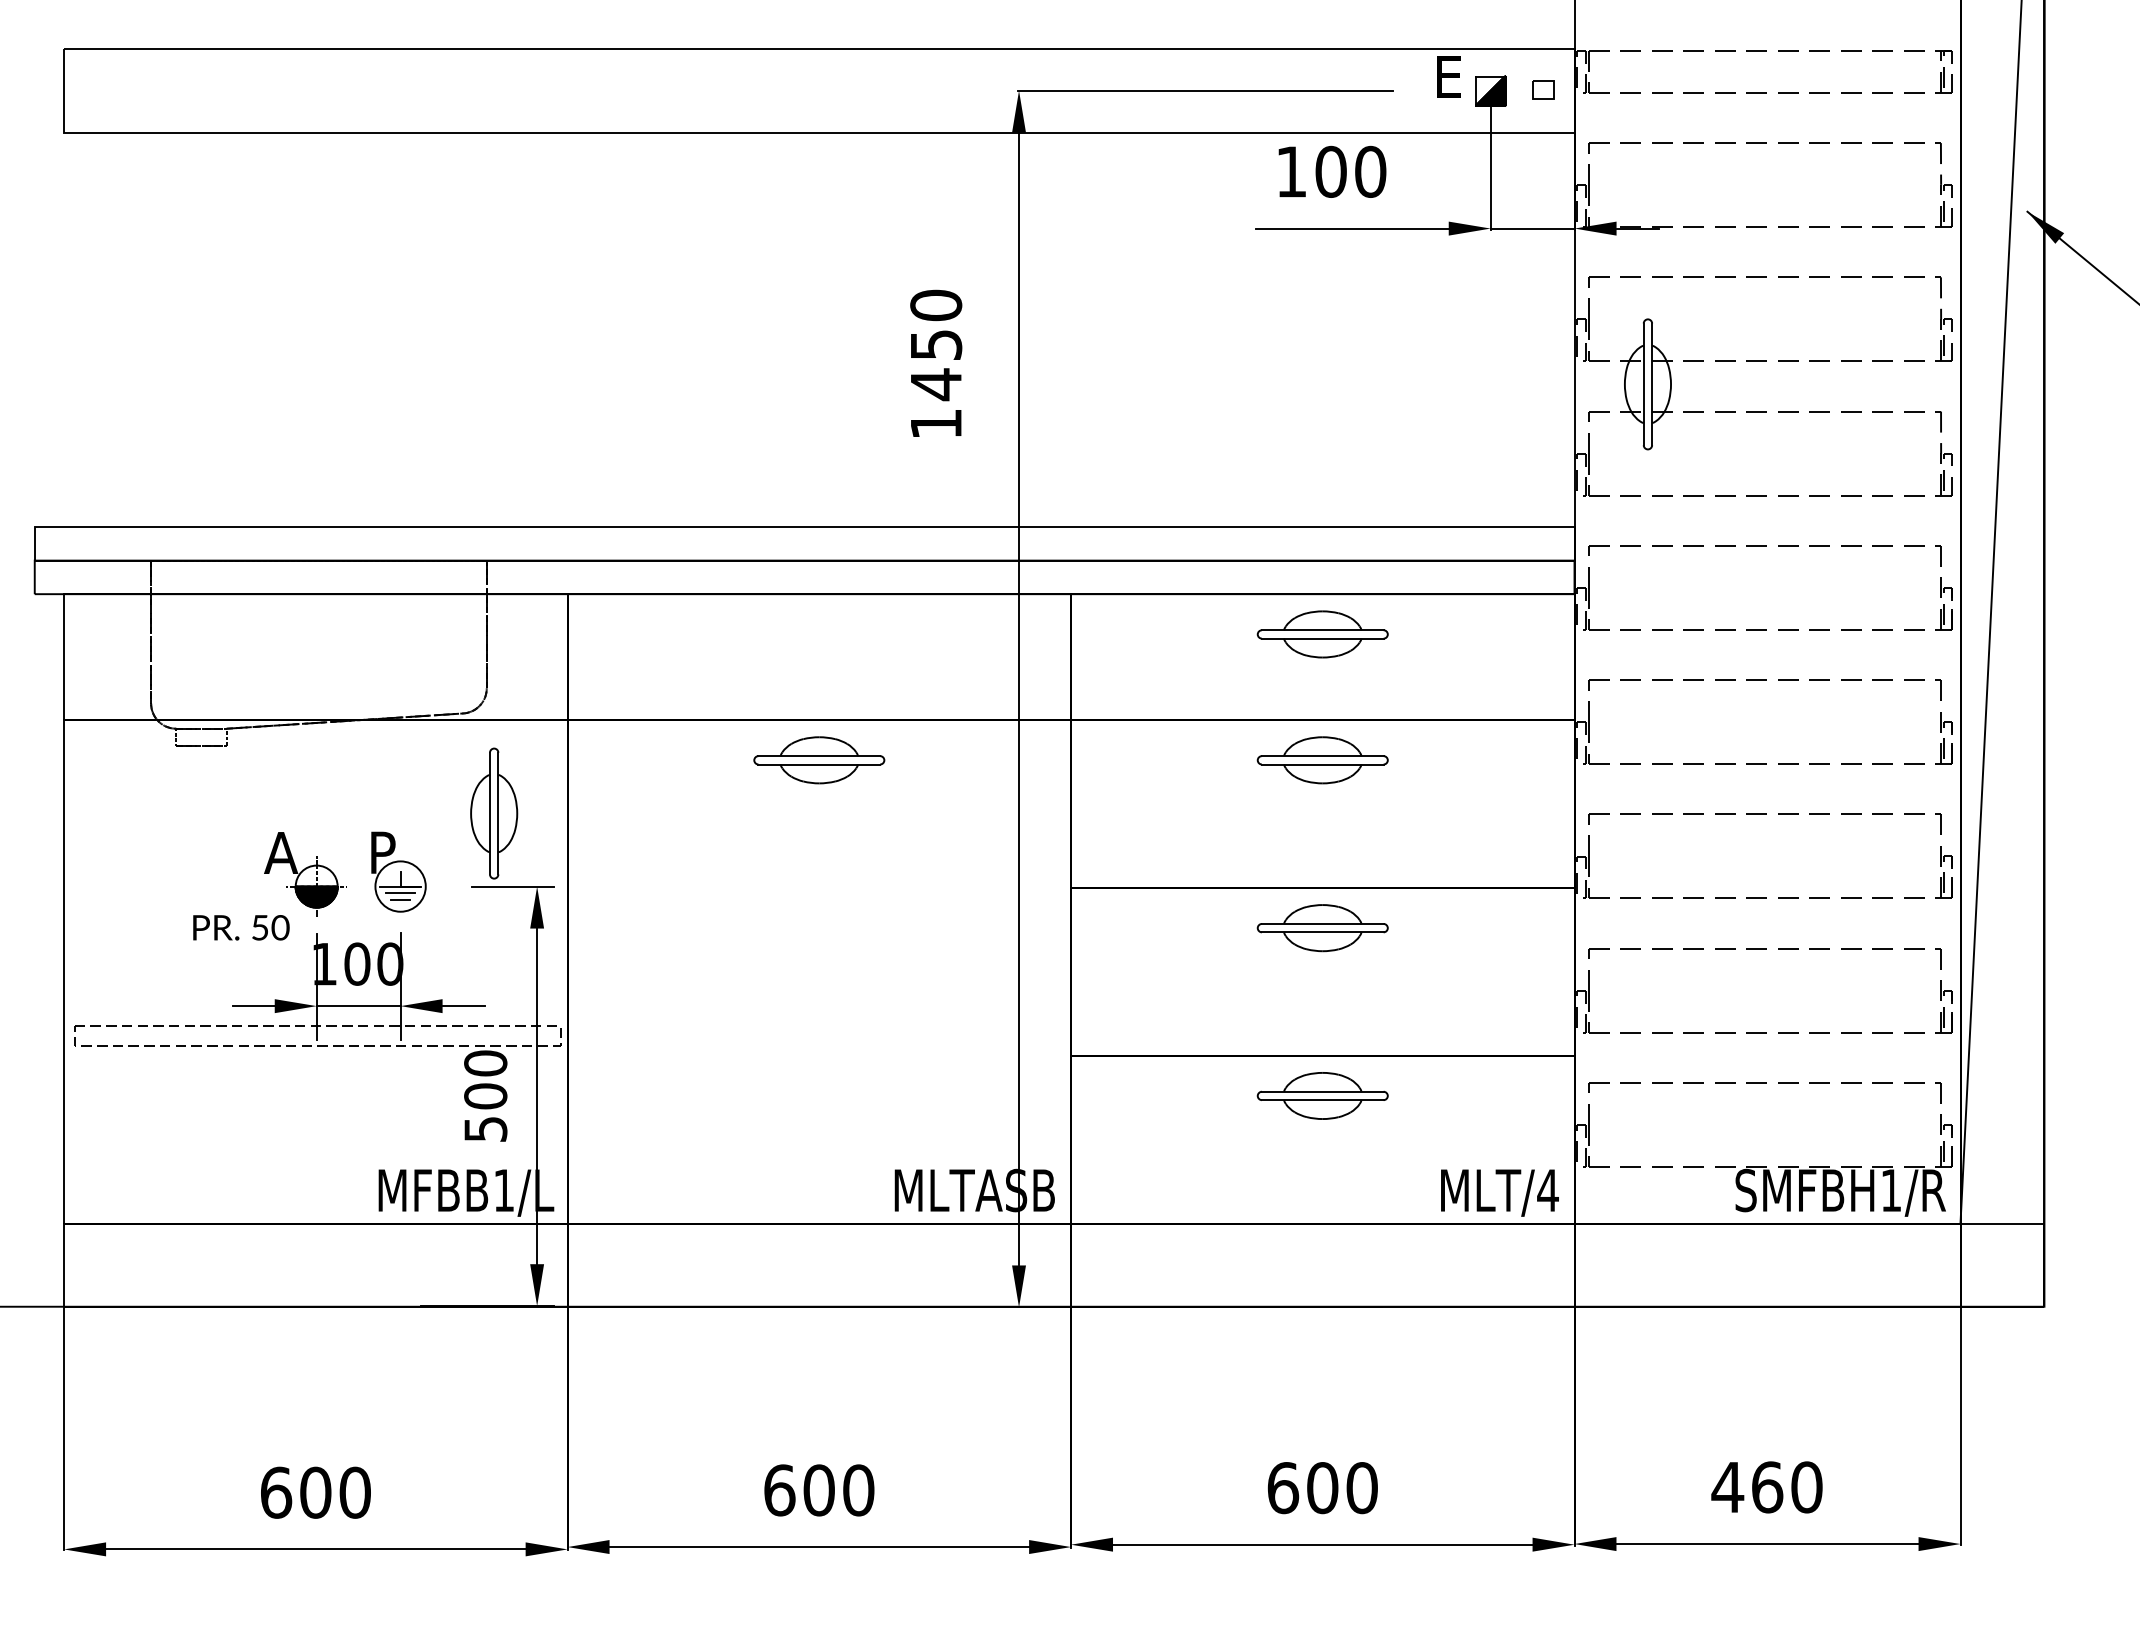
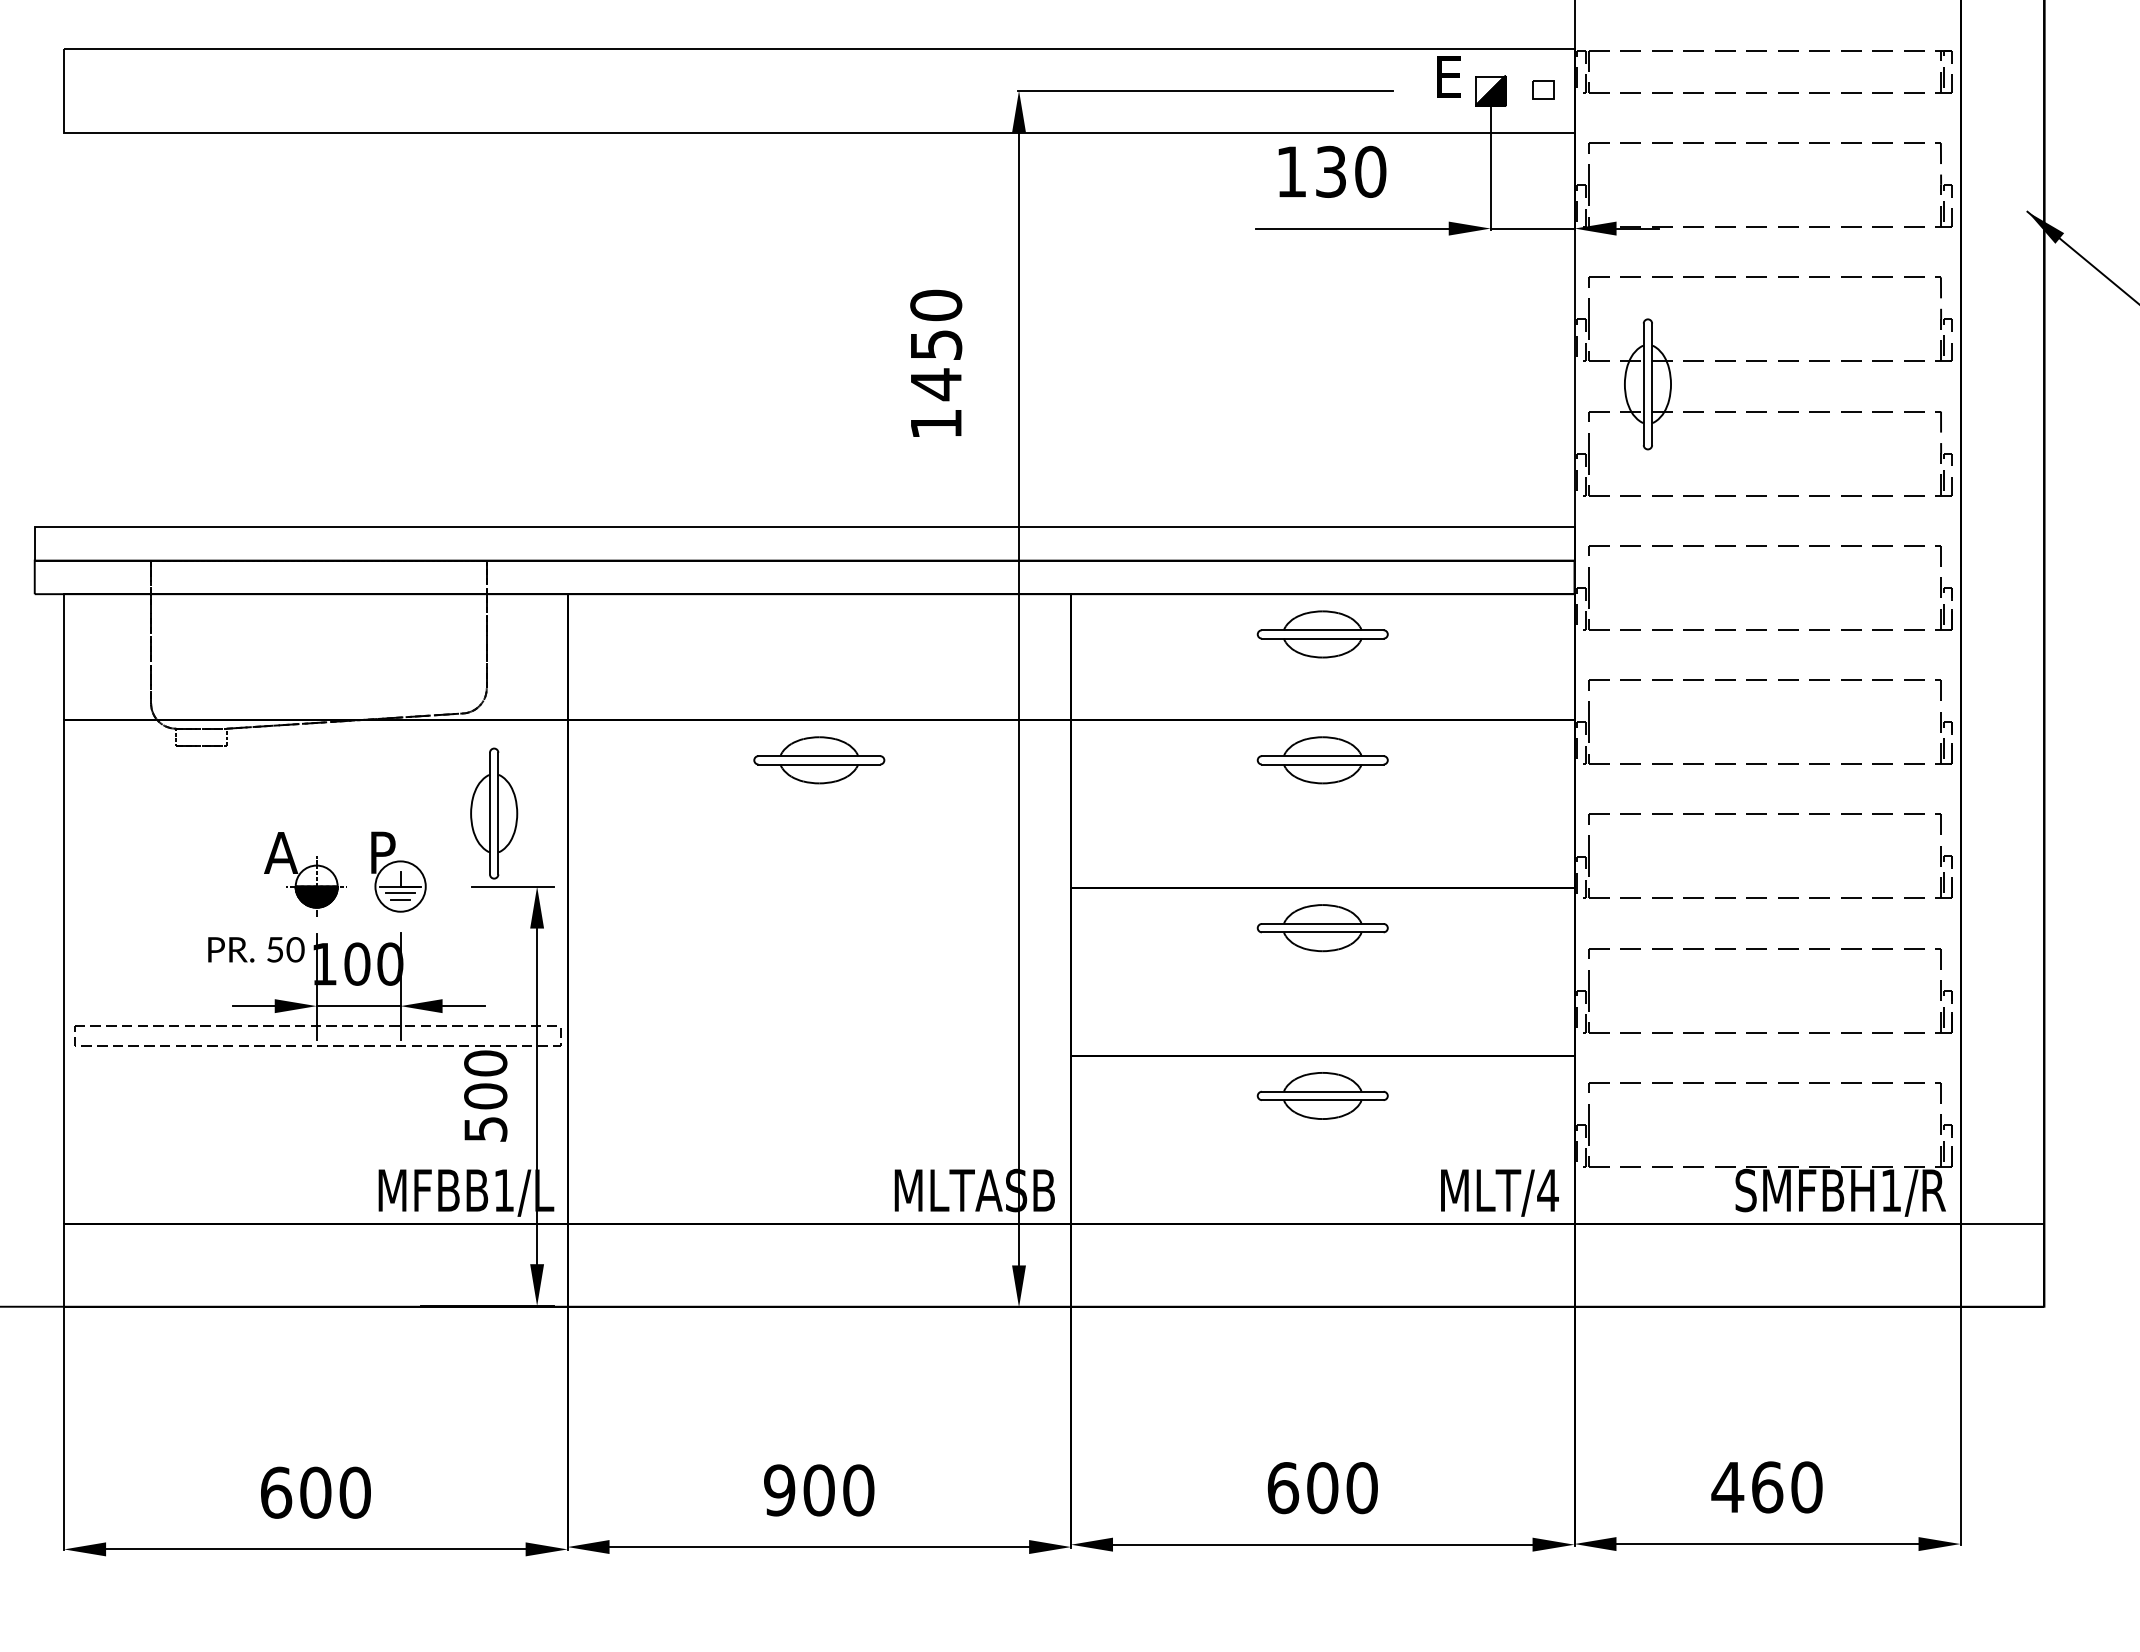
text: 100 -> 130 (1330, 171)
line: present -> none (1990, 612)
text position: (241, 927) -> (256, 949) (256, 949)
text: 600 -> 900 (779, 1490)
